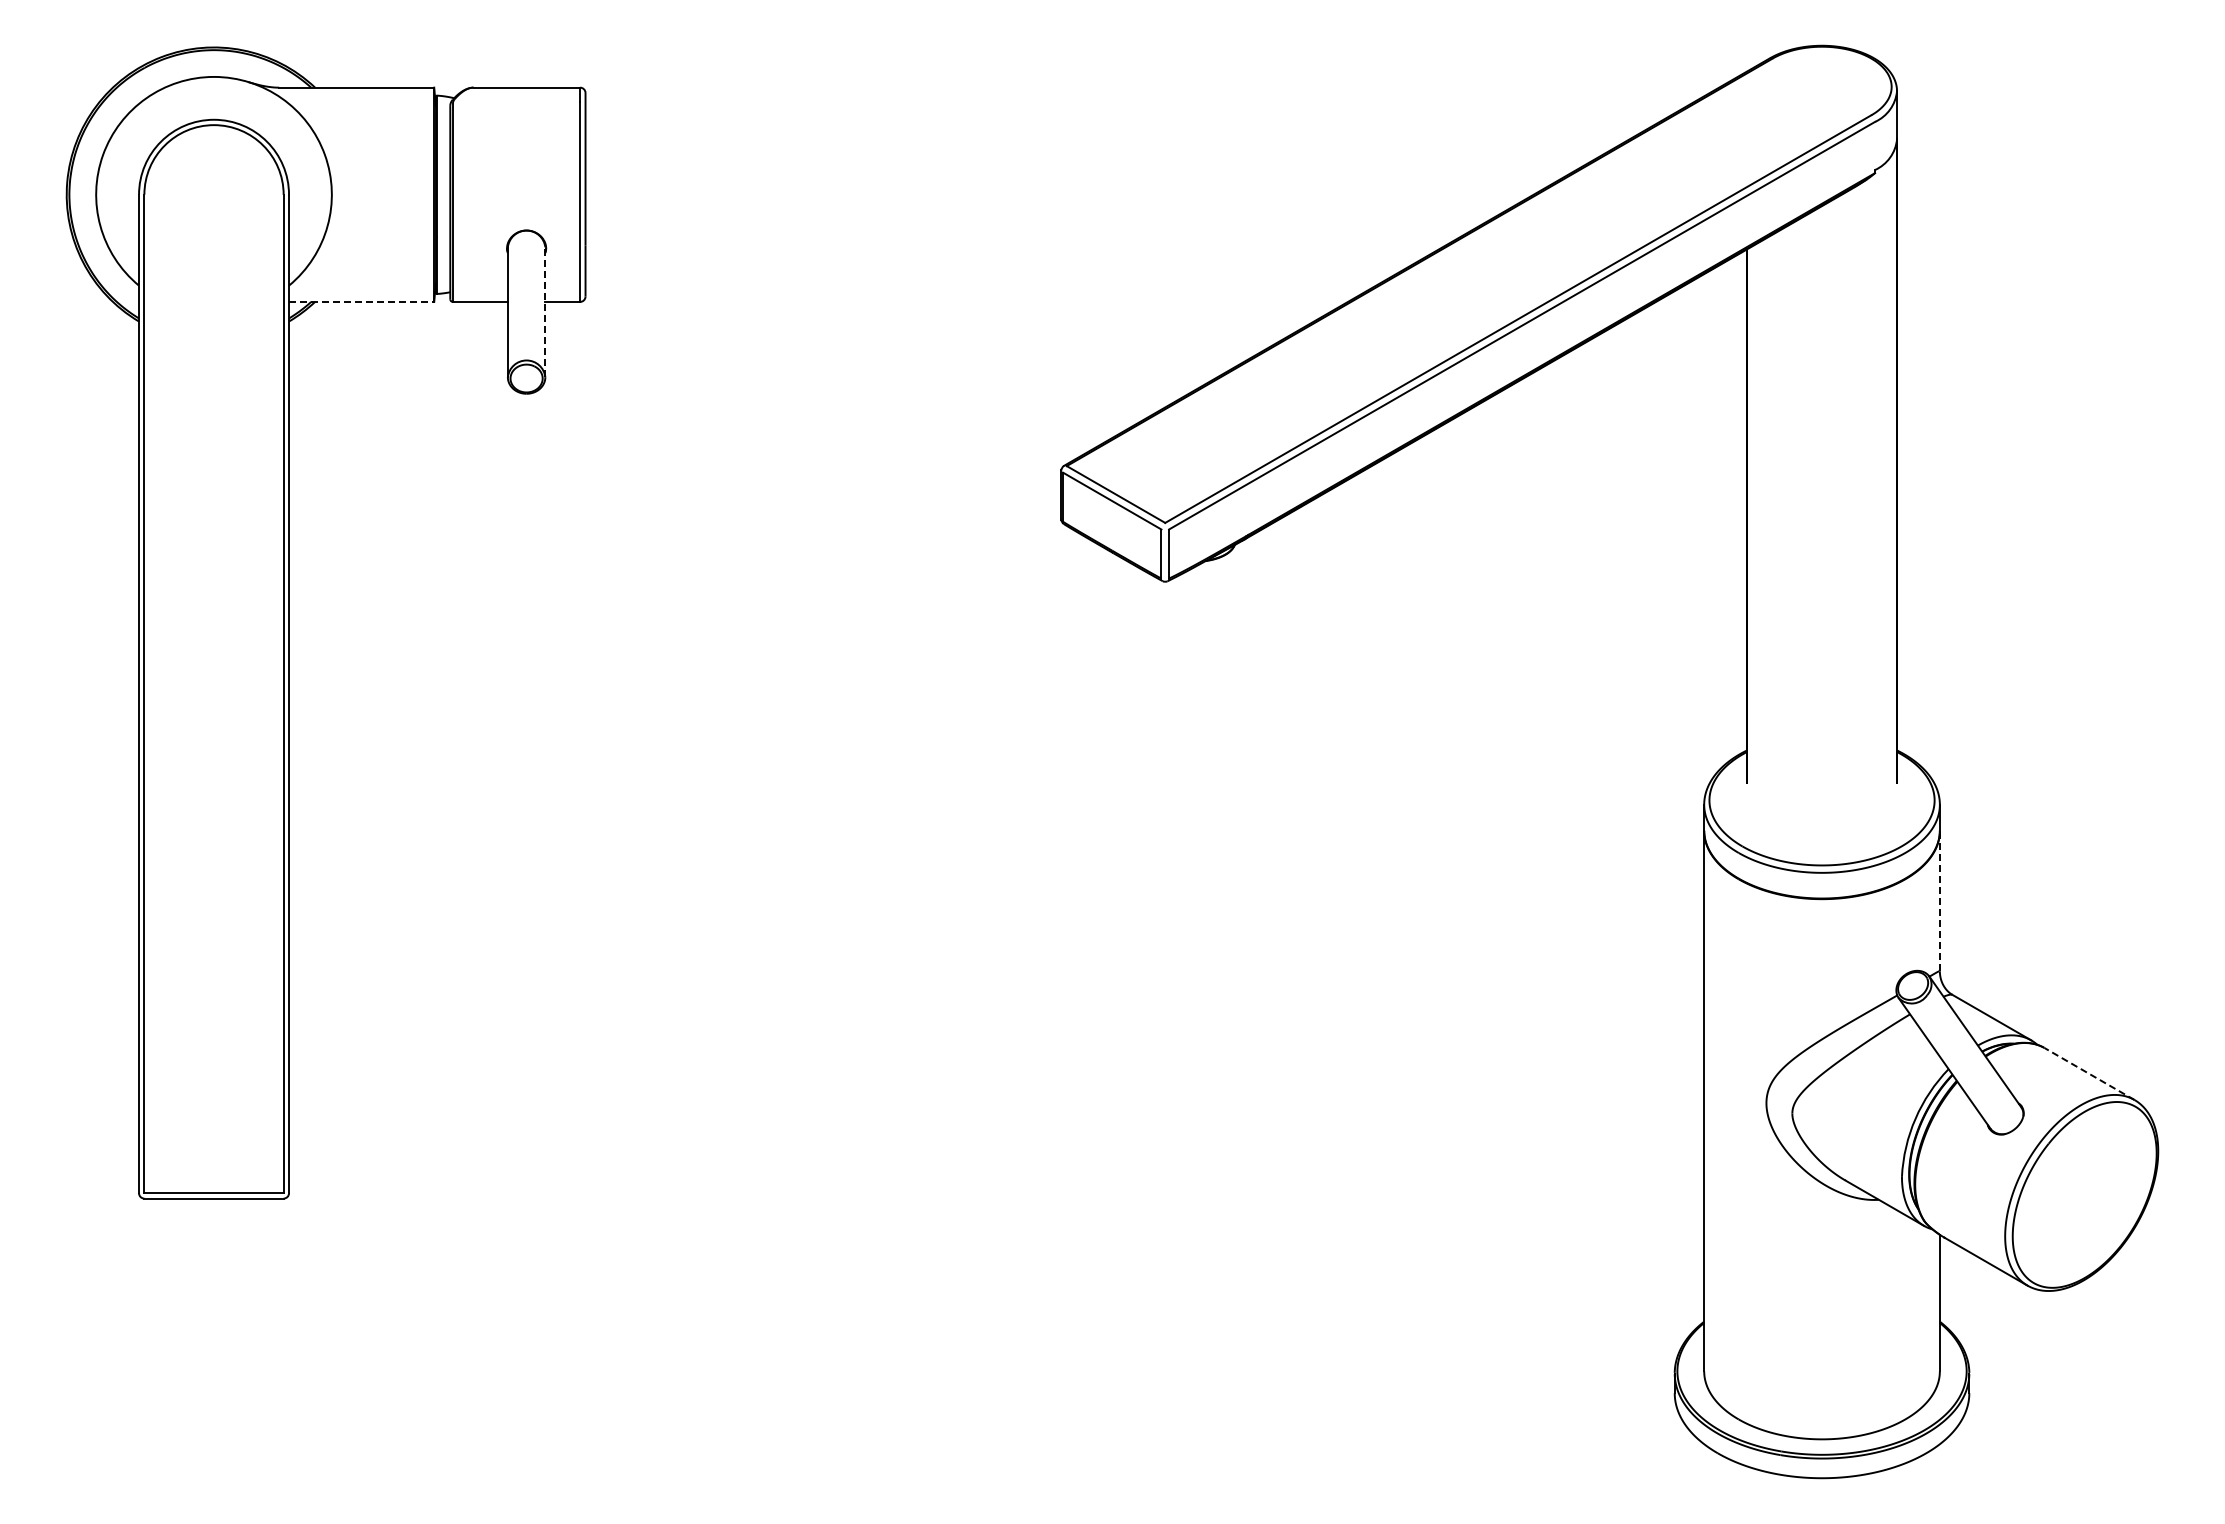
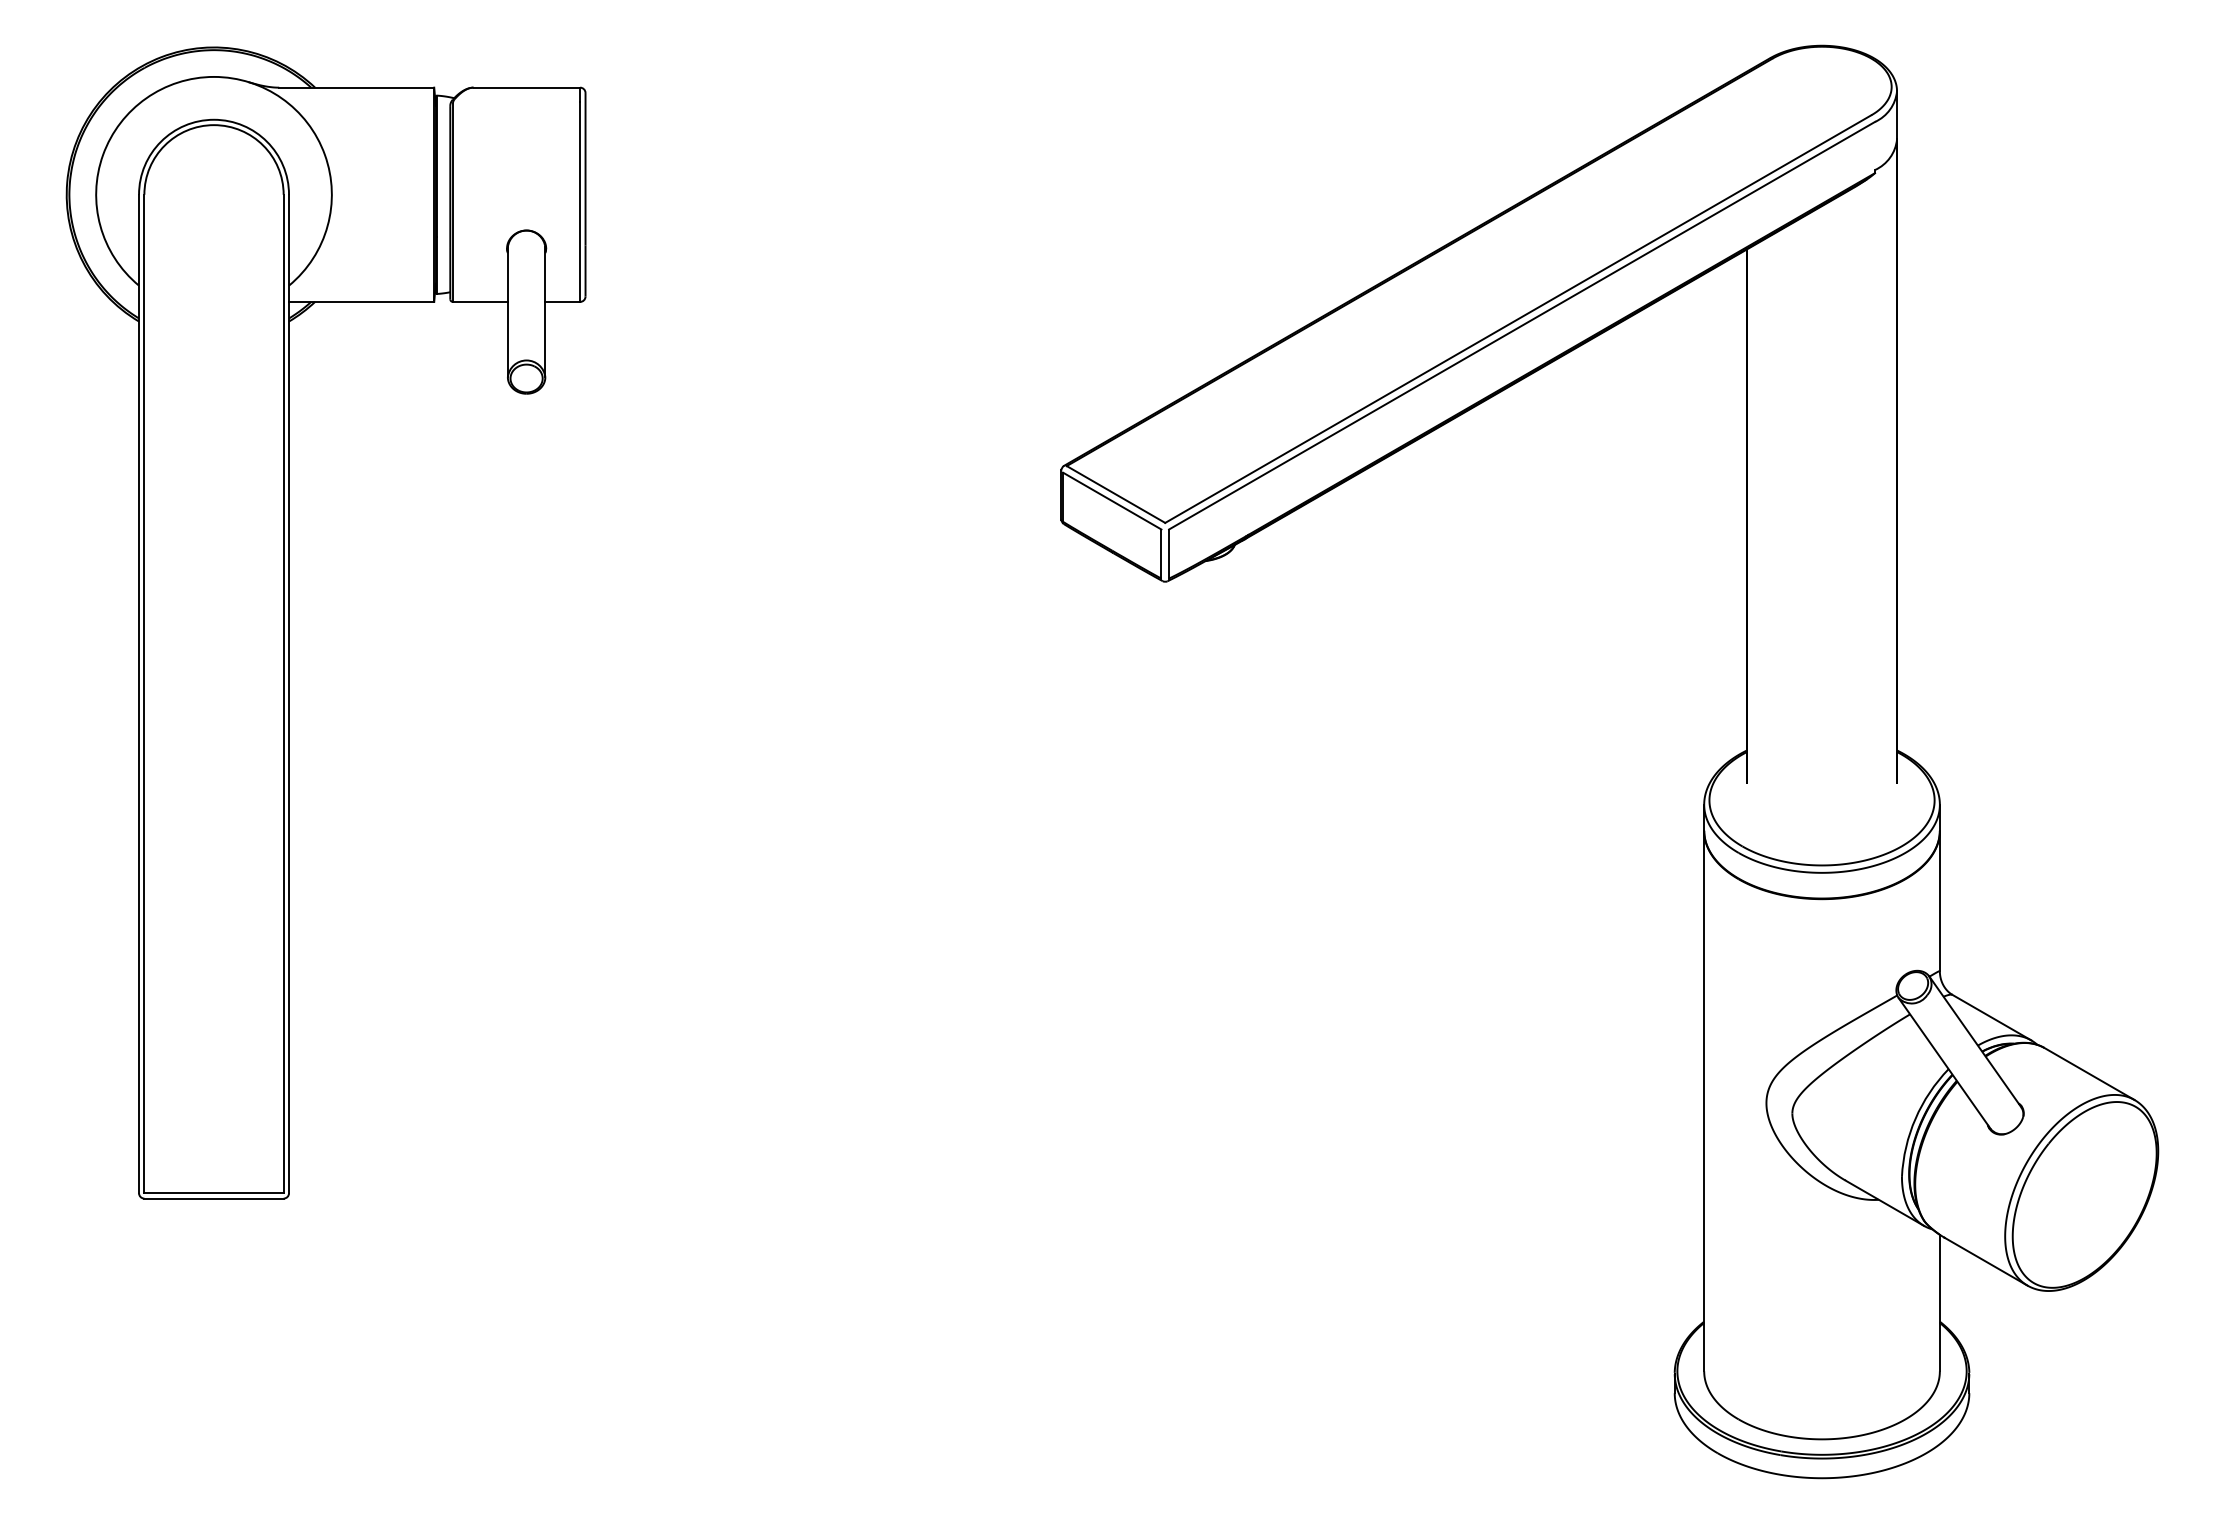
line: dashed -> solid (361, 301)
line: dashed -> solid (545, 312)
line: dashed -> solid (1939, 900)
line: dashed -> solid (2089, 1073)
